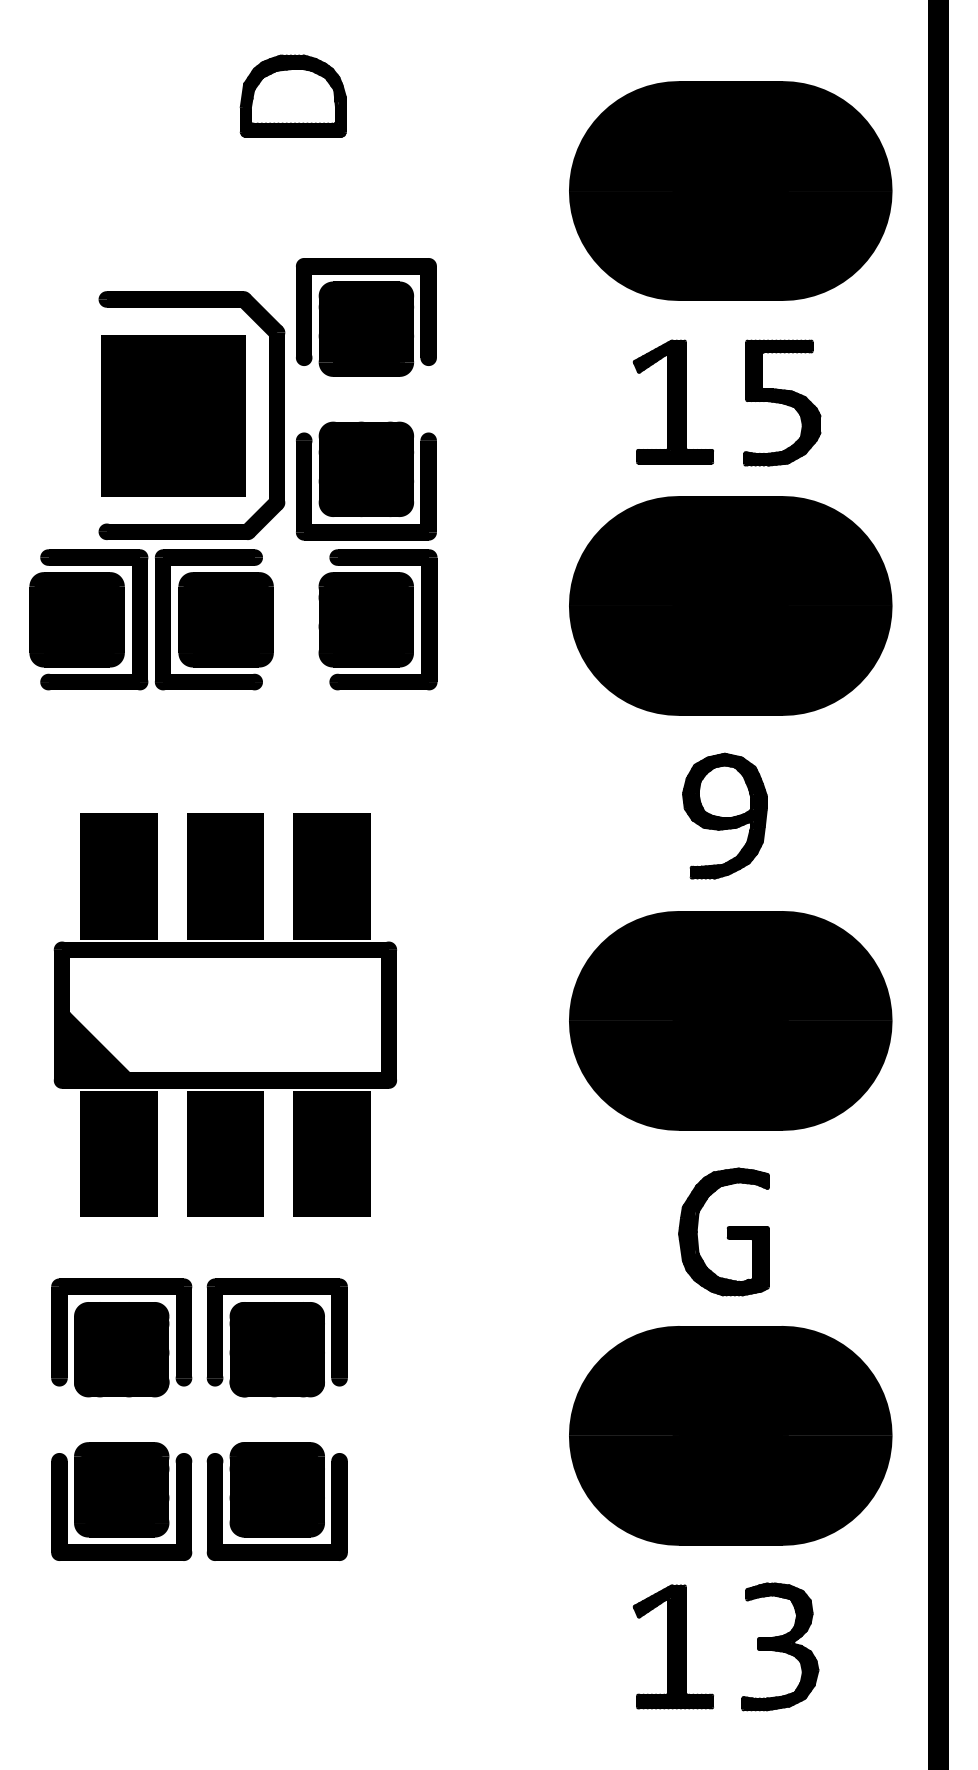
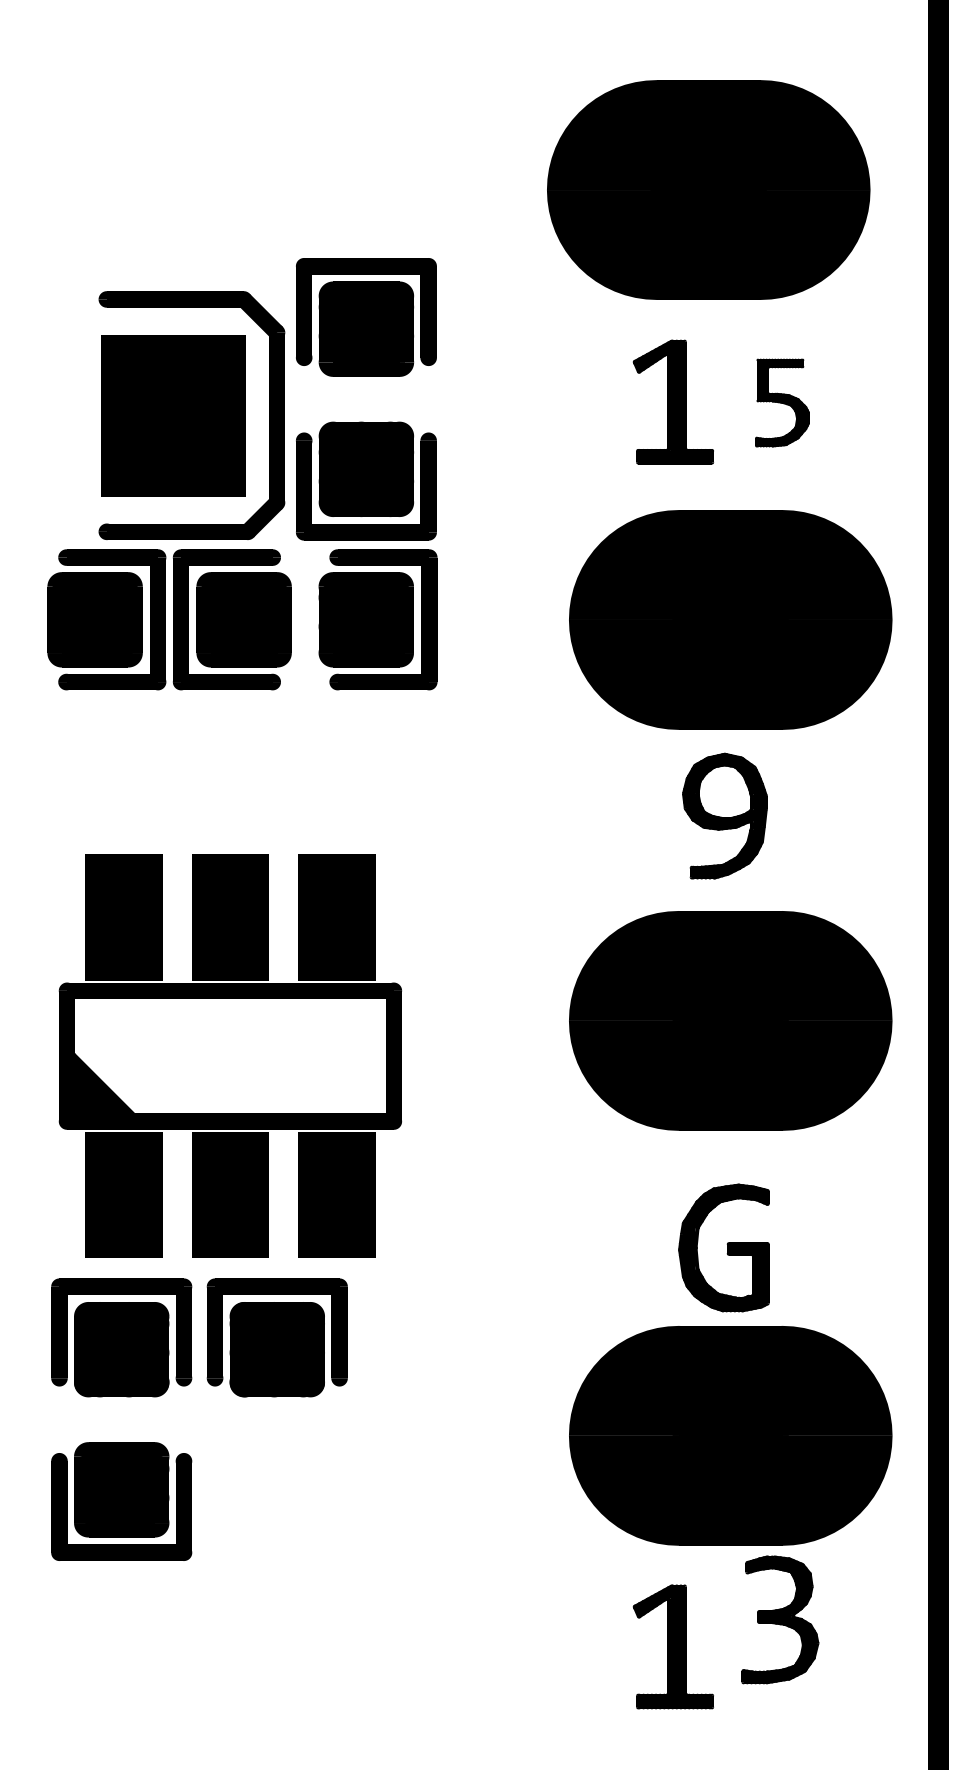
part: present -> none (292, 95)
part position: (730, 190) -> (708, 189) (708, 189)
part size: 79x128 px -> 55x90 px (782, 402)
part position: (730, 605) -> (730, 619) (730, 619)
part position: (151, 619) -> (169, 619) (169, 619)
part position: (225, 1014) -> (230, 1055) (230, 1055)
part position: (723, 1231) -> (723, 1247) (723, 1247)
part: present -> none (276, 1501)
part position: (780, 1646) -> (780, 1619) (780, 1619)
